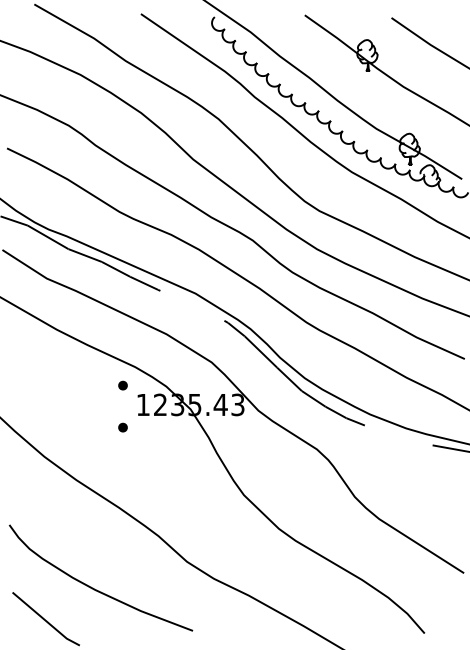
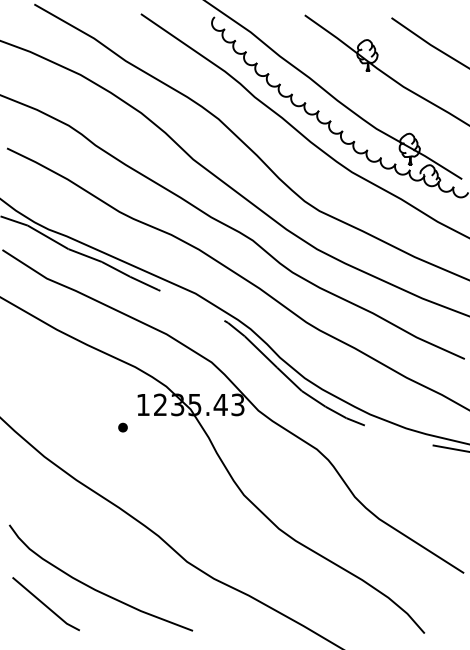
part: present -> none (122, 385)
line position: (45, 619) -> (45, 604) (45, 604)
